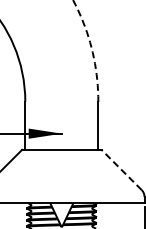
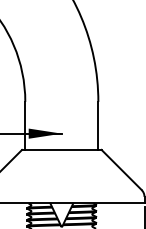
arc: dashed -> solid (91, 49)
line: dashed -> solid (121, 169)
